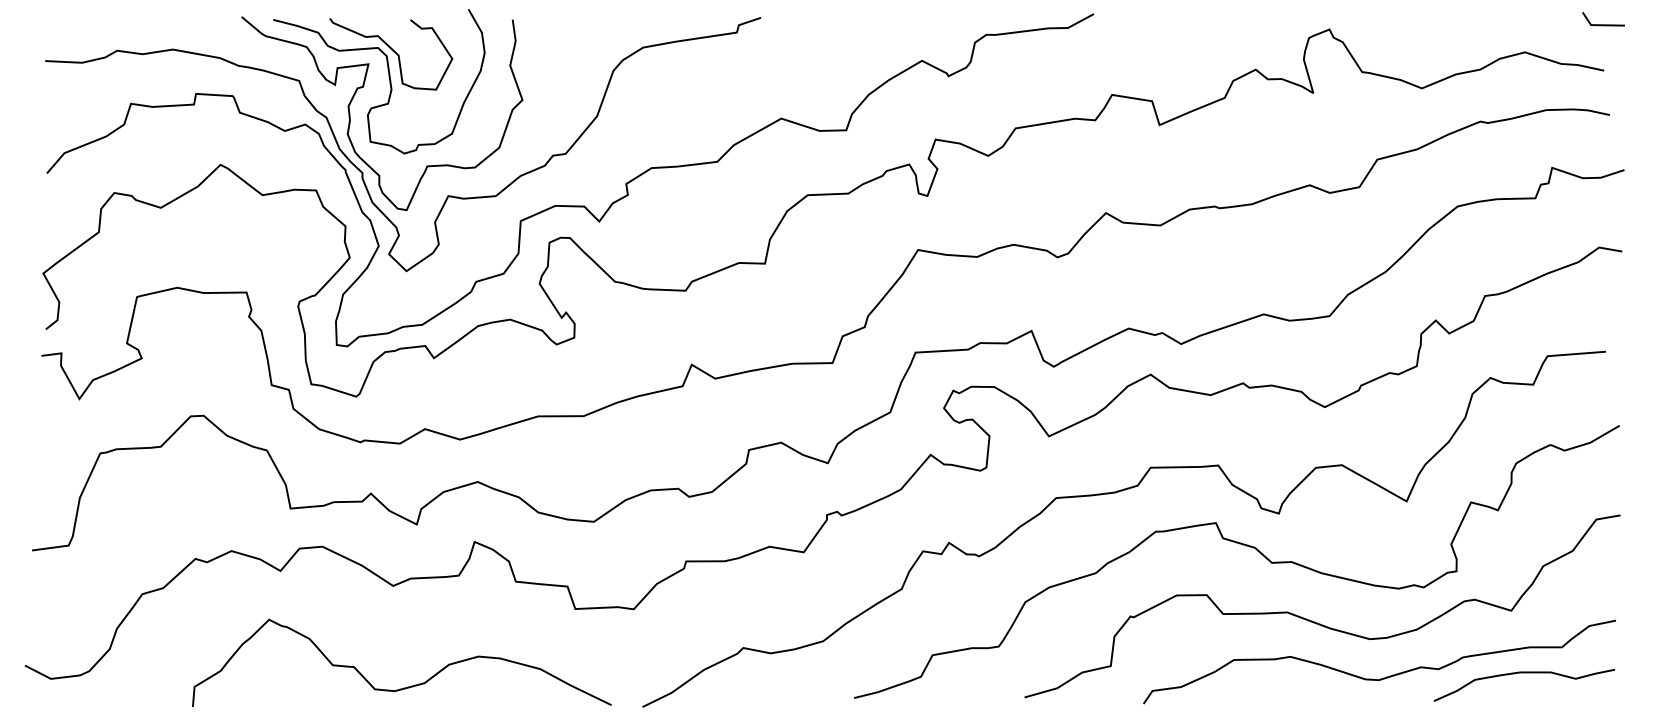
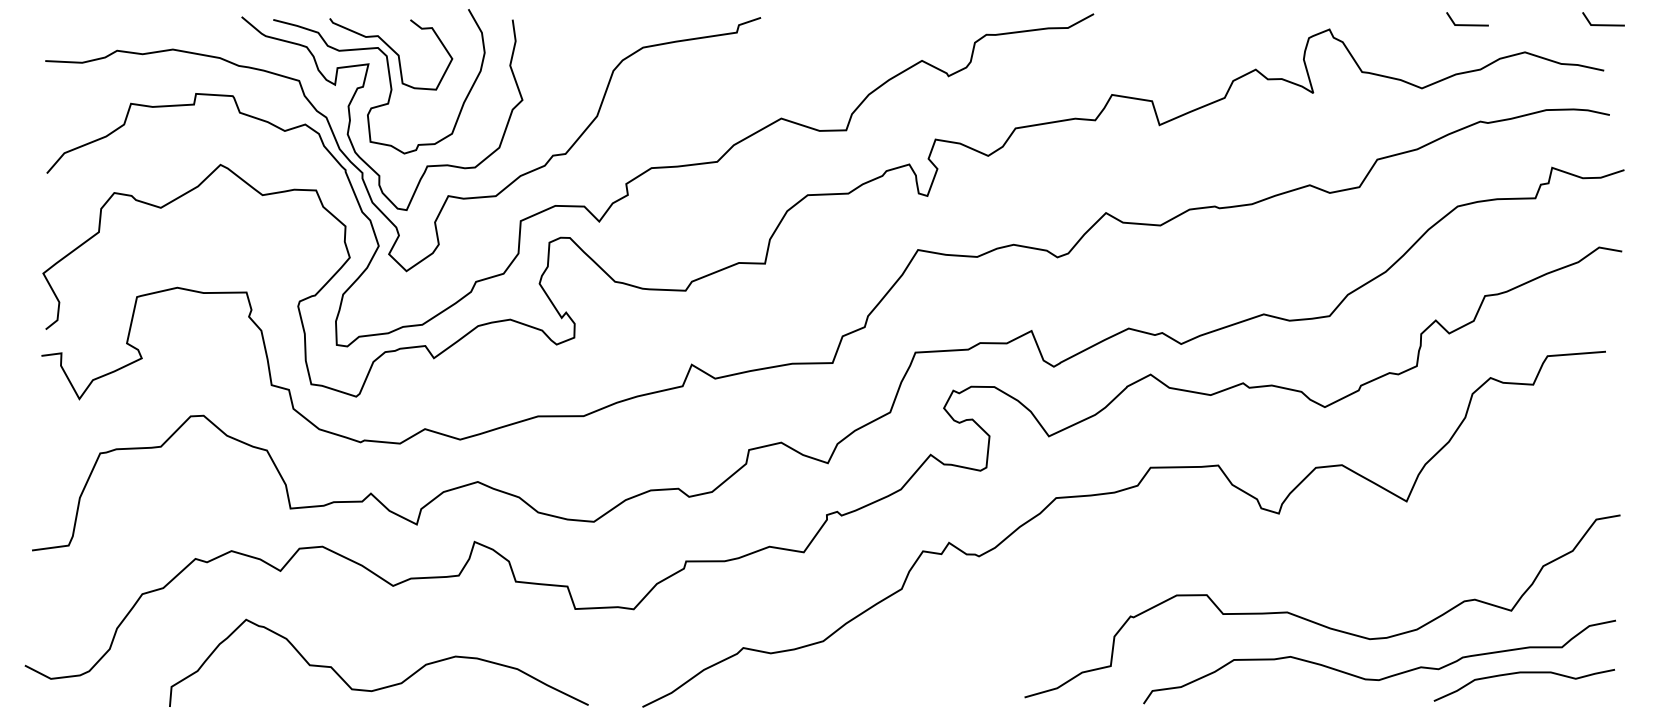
line: none -> present (1467, 24)
curve: present -> none (1239, 544)
curve position: (407, 686) -> (384, 686) (384, 686)
